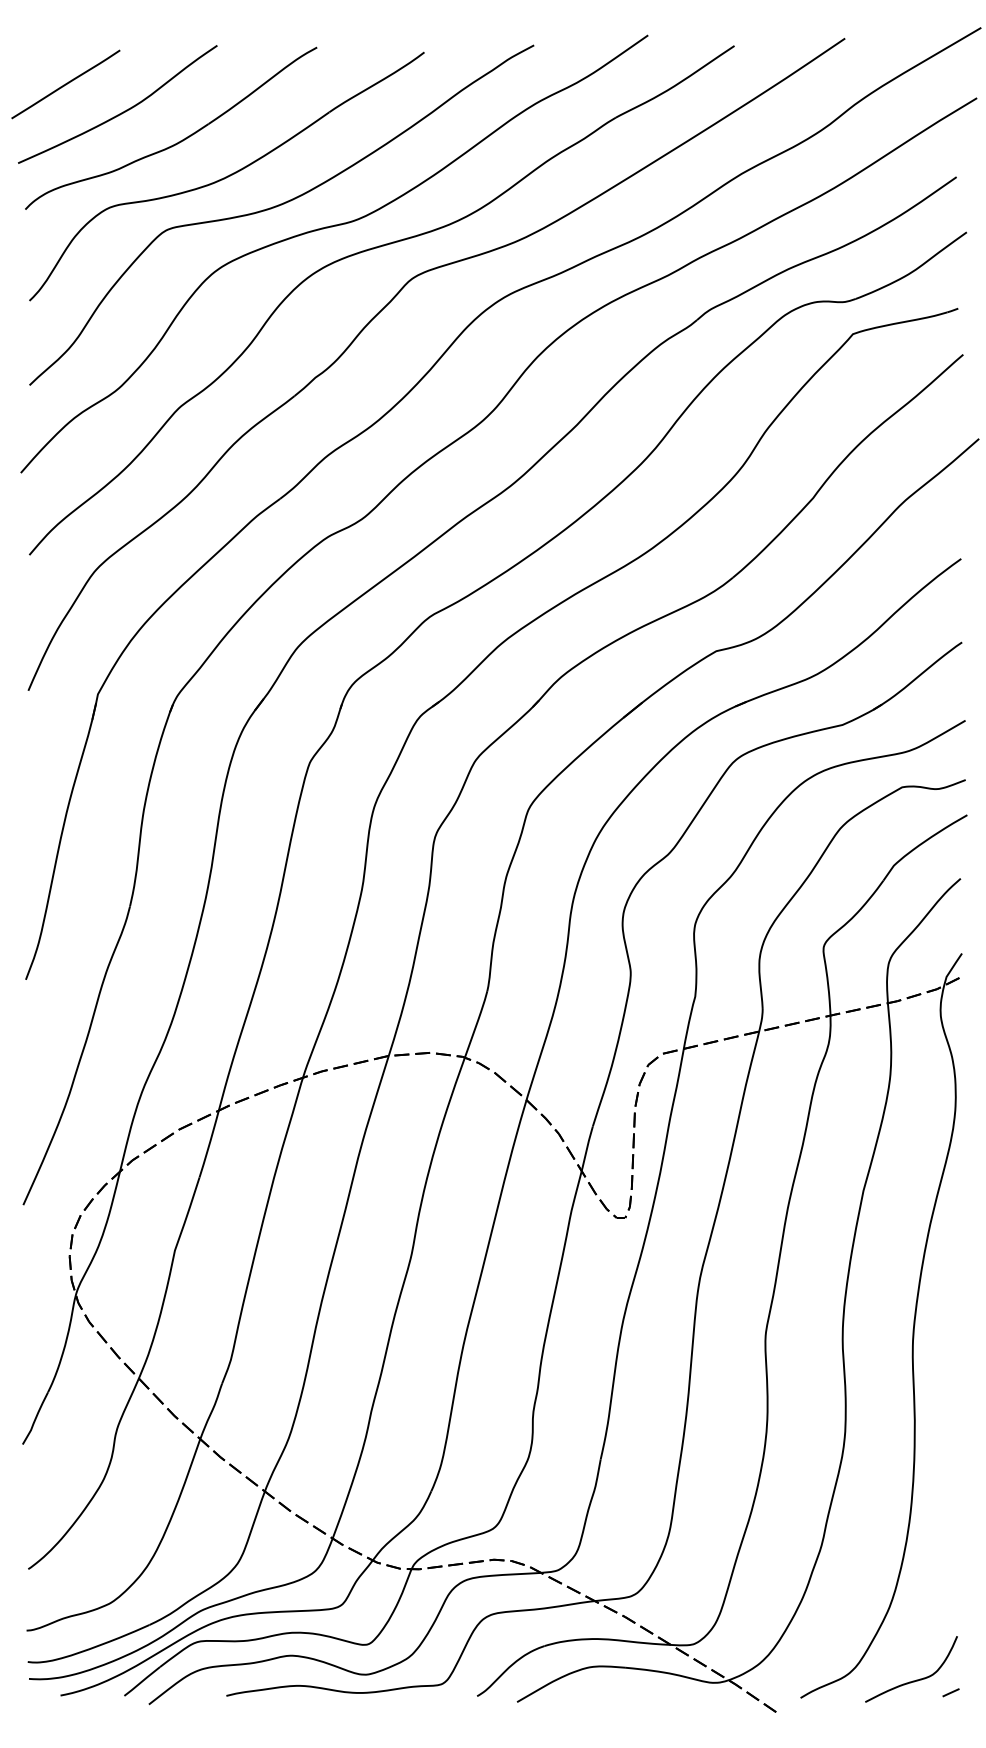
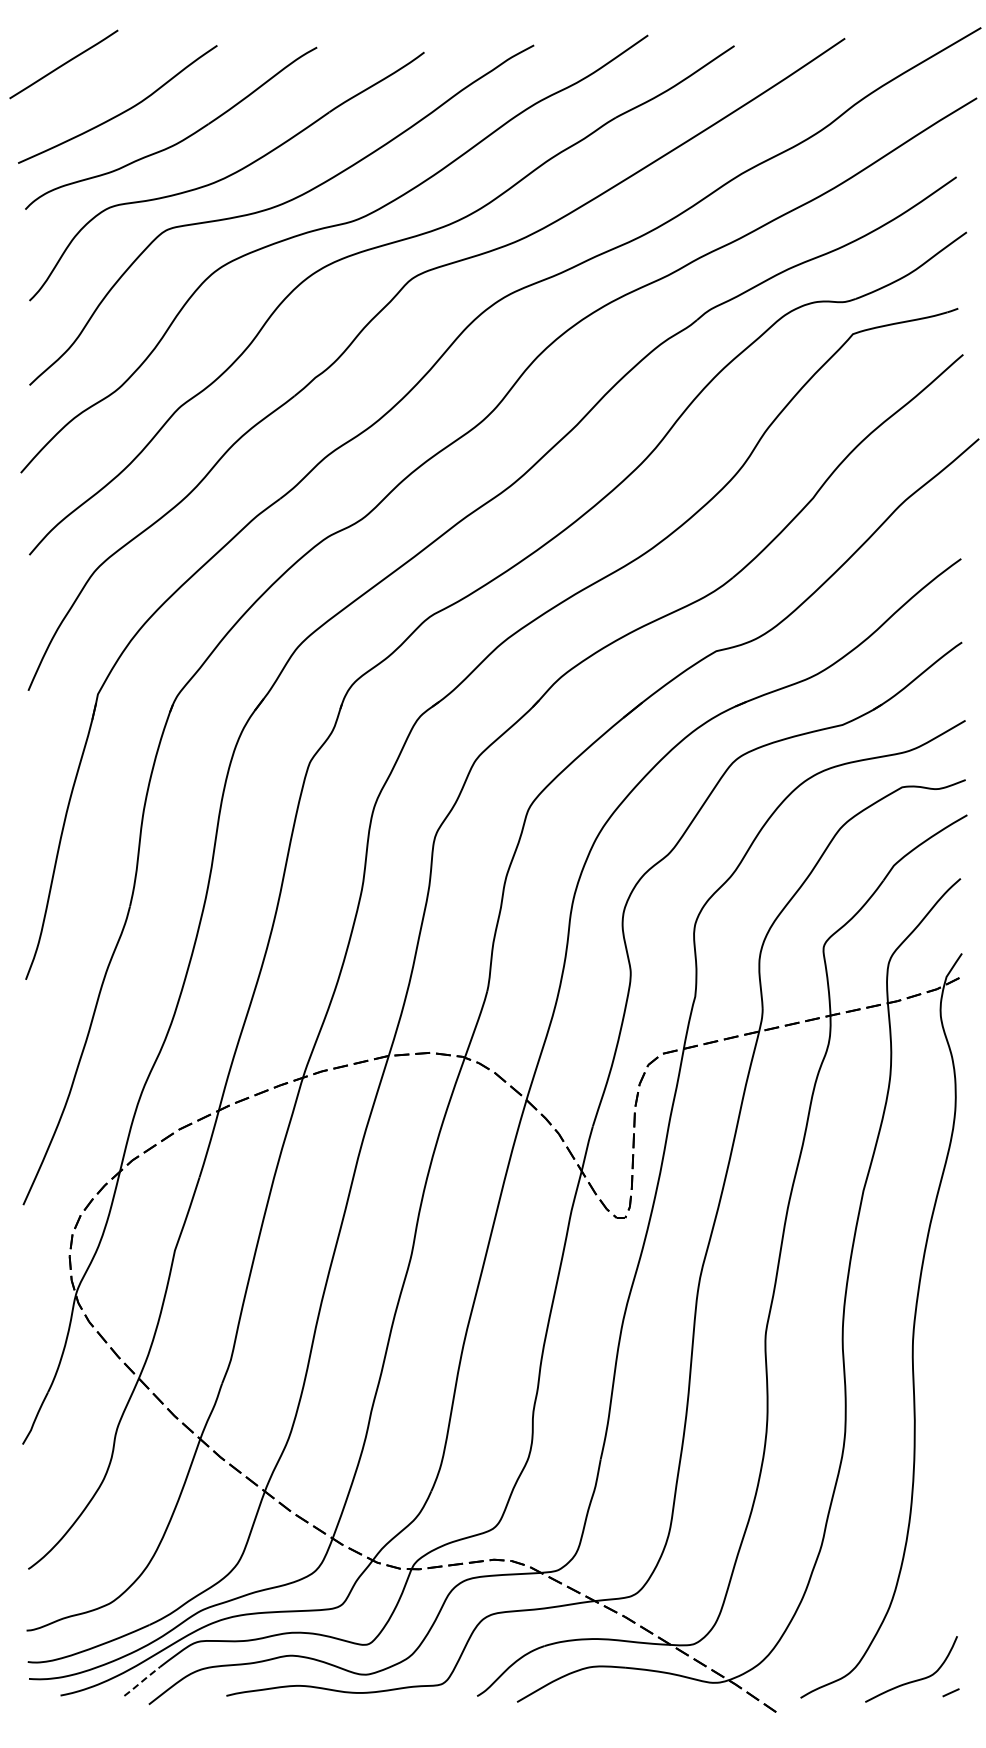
line position: (65, 84) -> (63, 64) (63, 64)
line: solid -> dashed (142, 1681)
